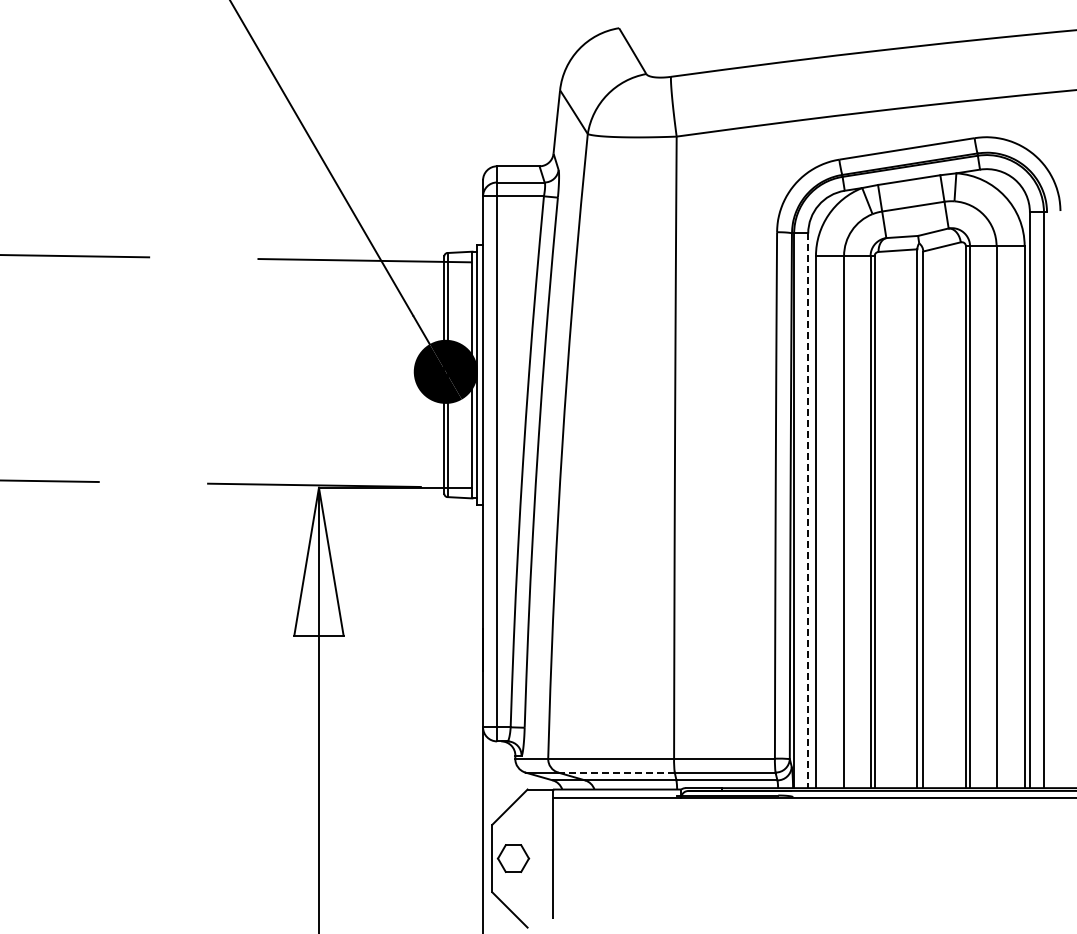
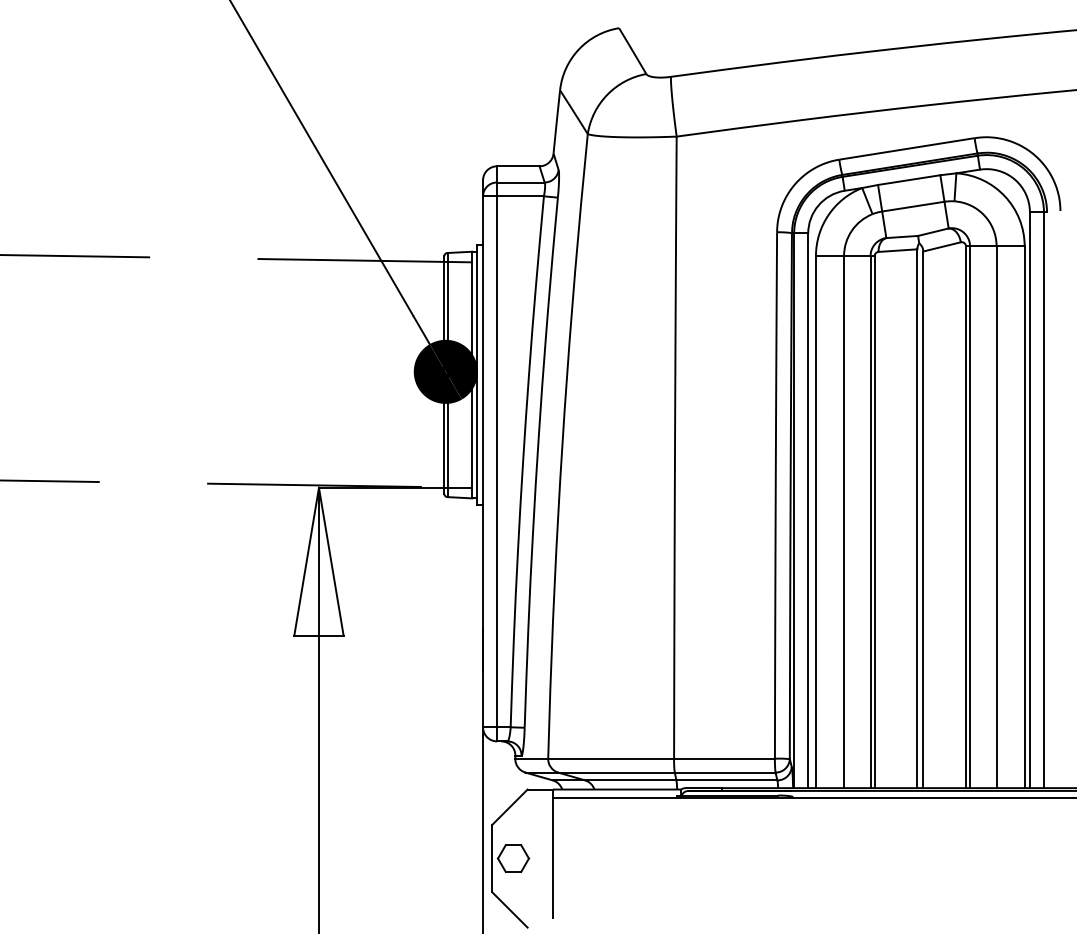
line: dashed -> solid (808, 511)
line: dashed -> solid (616, 772)
